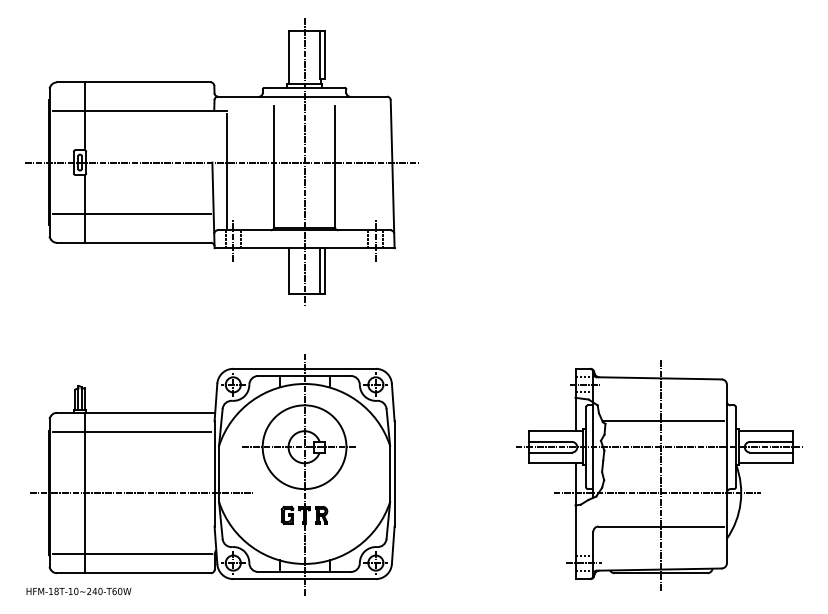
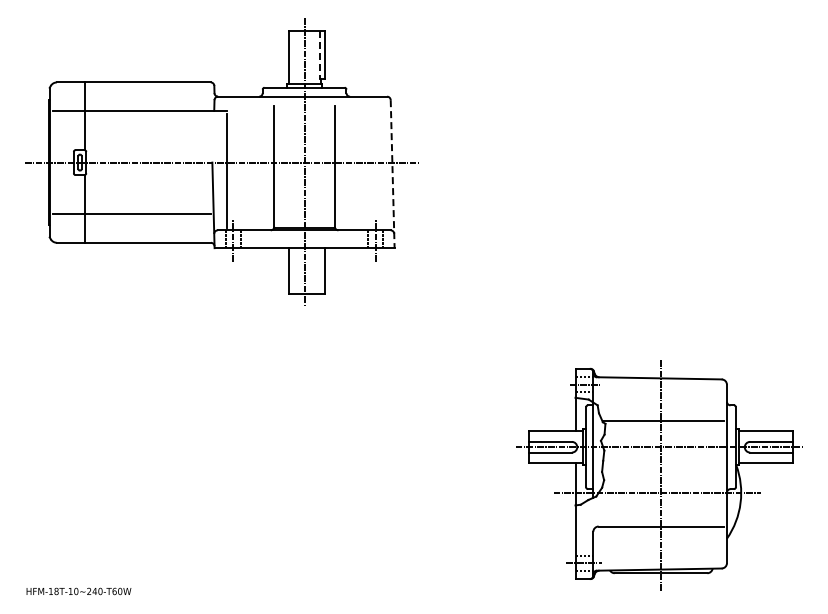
line: solid -> dashed (319, 55)
line: solid -> dashed (392, 174)
line: present -> none (319, 271)
part: present -> none (212, 474)
